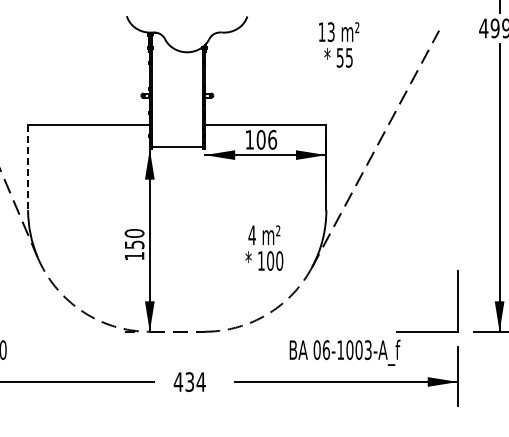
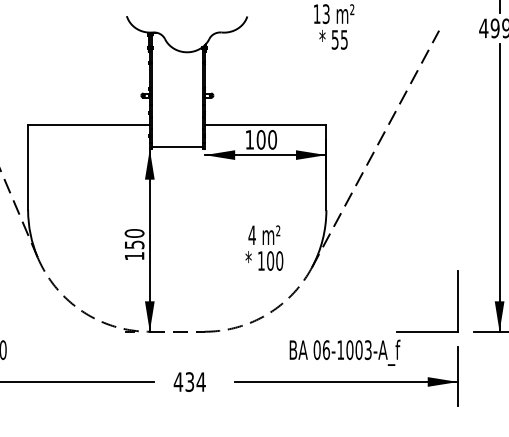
text position: (339, 44) -> (334, 26) (334, 26)
text: 106 -> 100 (272, 139)
line: dashed -> solid (28, 167)
